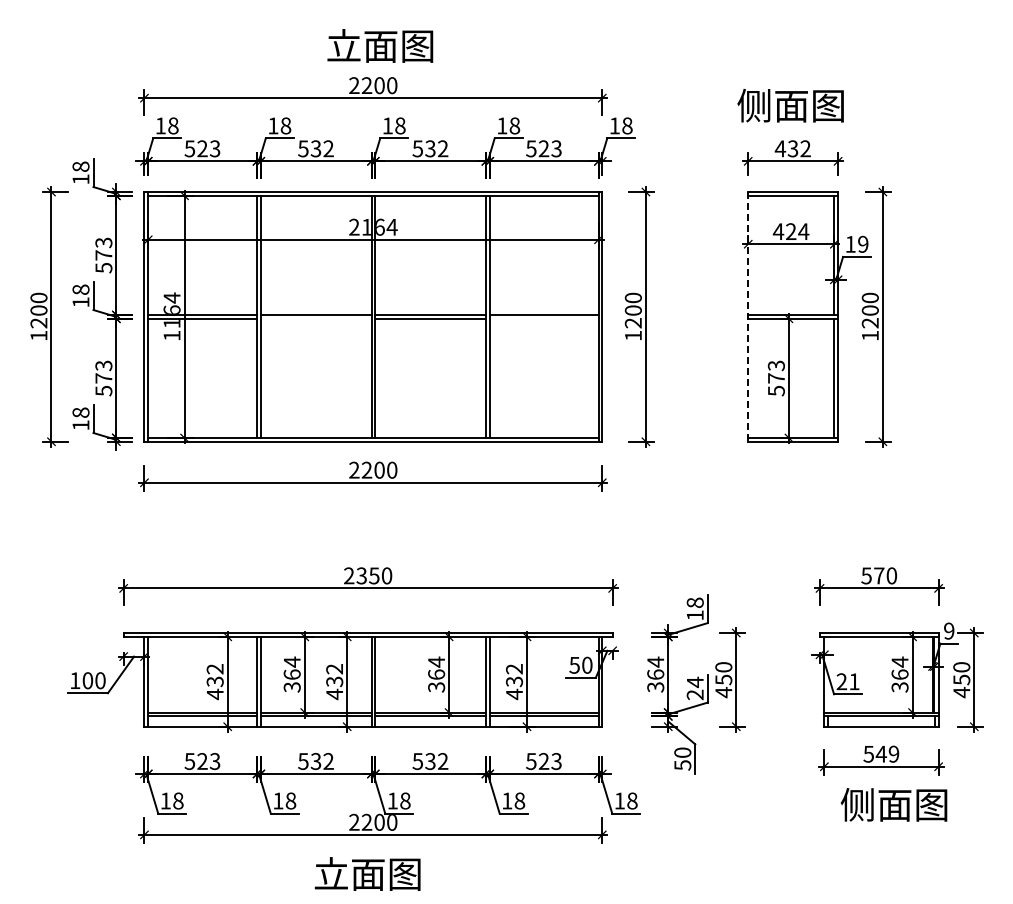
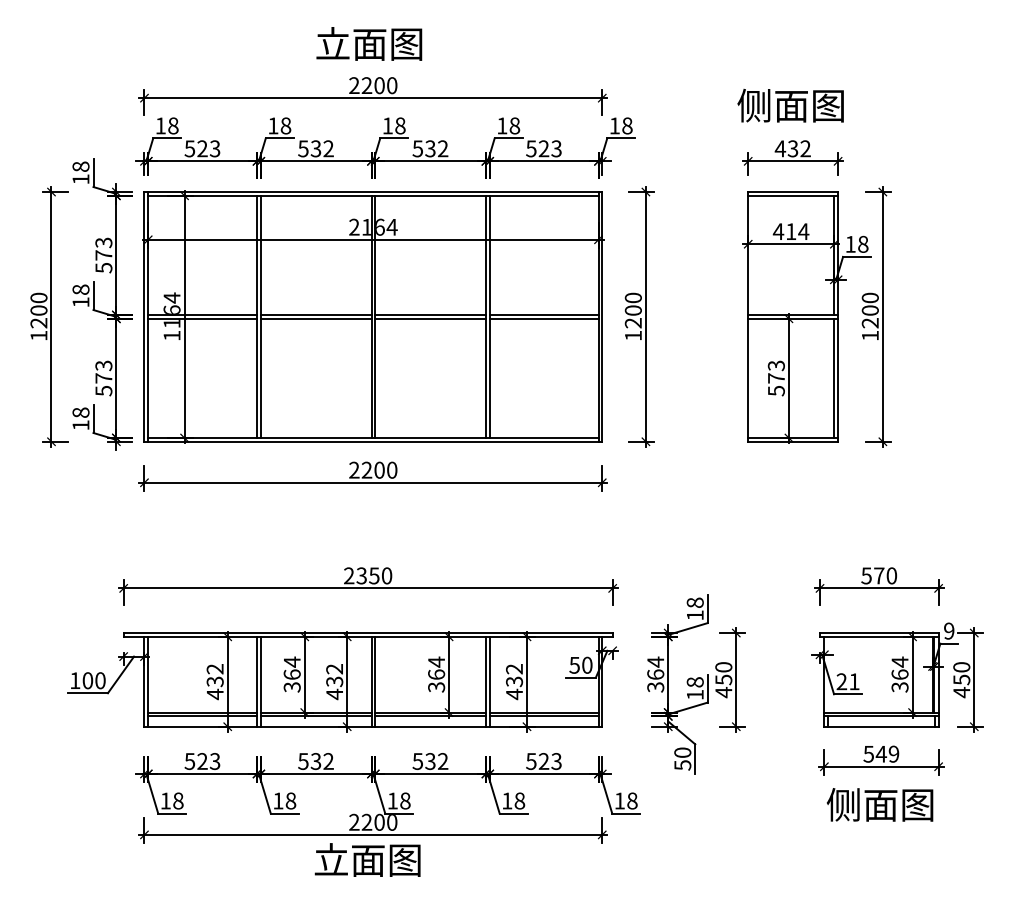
text position: (380, 45) -> (369, 43) (369, 43)
text: 424 -> 414 (791, 231)
text: 19 -> 18 (863, 243)
line: dashed -> solid (748, 316)
line: none -> present (315, 318)
line: none -> present (543, 318)
text: 24 -> 18 (694, 688)
text position: (893, 804) -> (879, 804) (879, 804)
text position: (367, 873) -> (367, 859) (367, 859)
